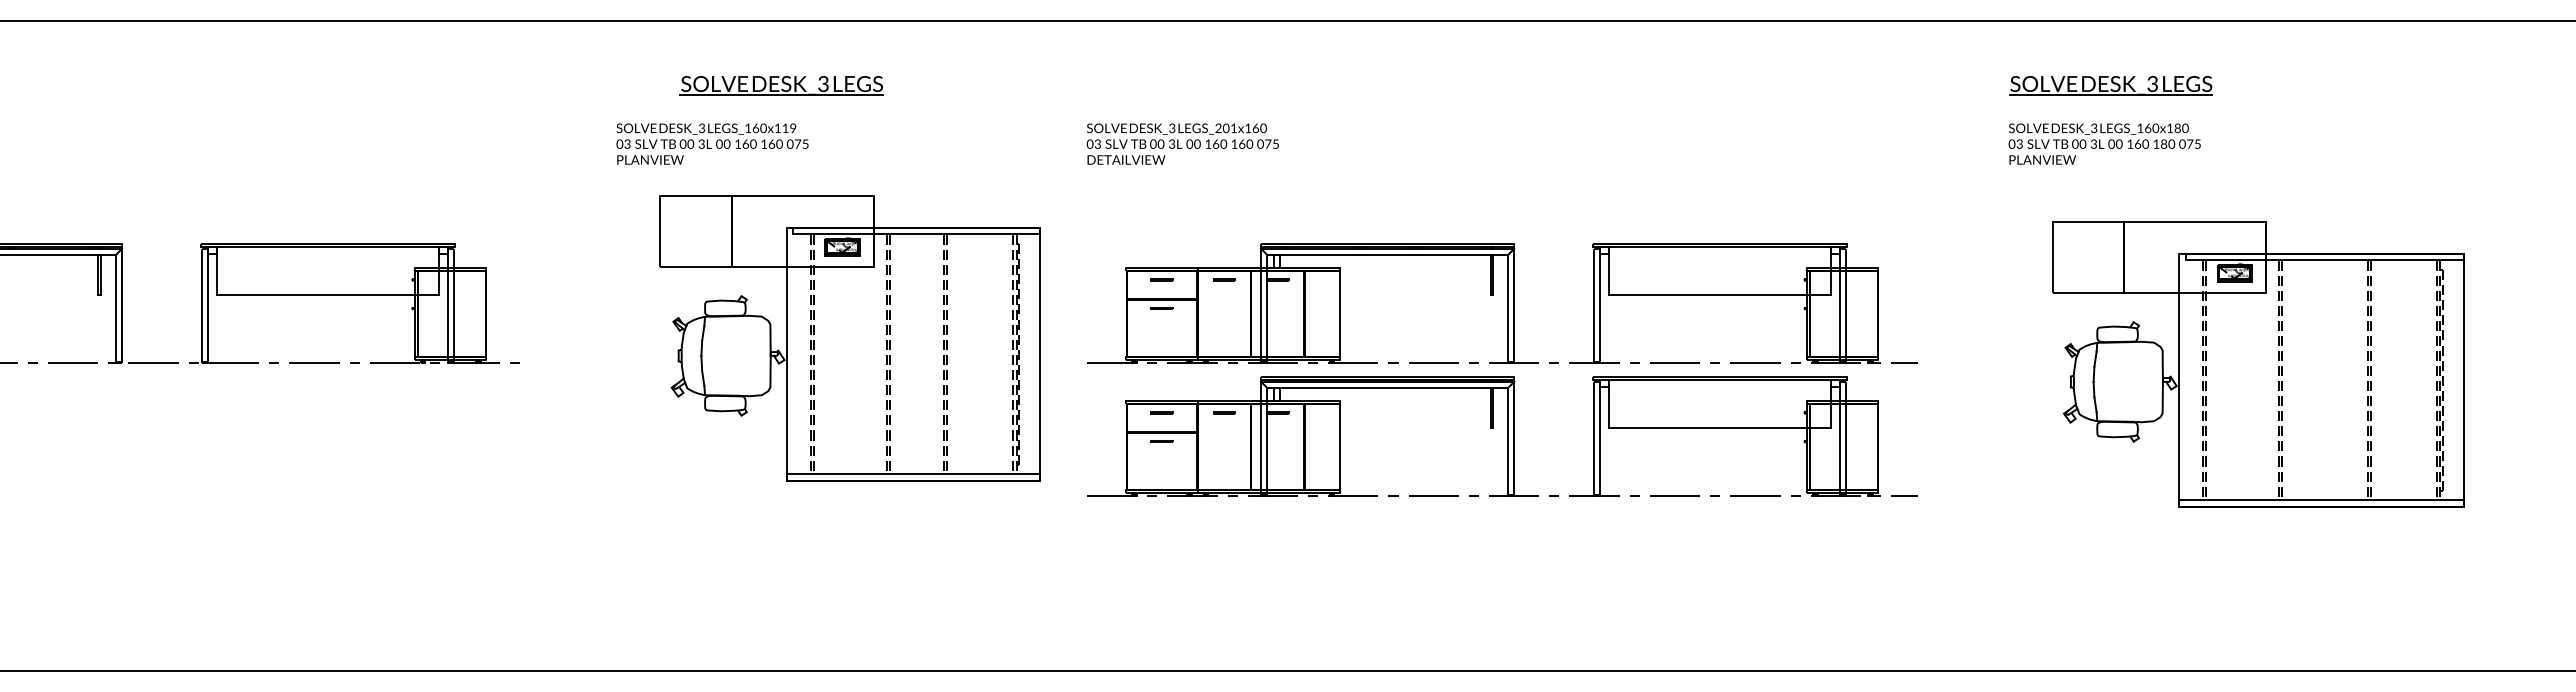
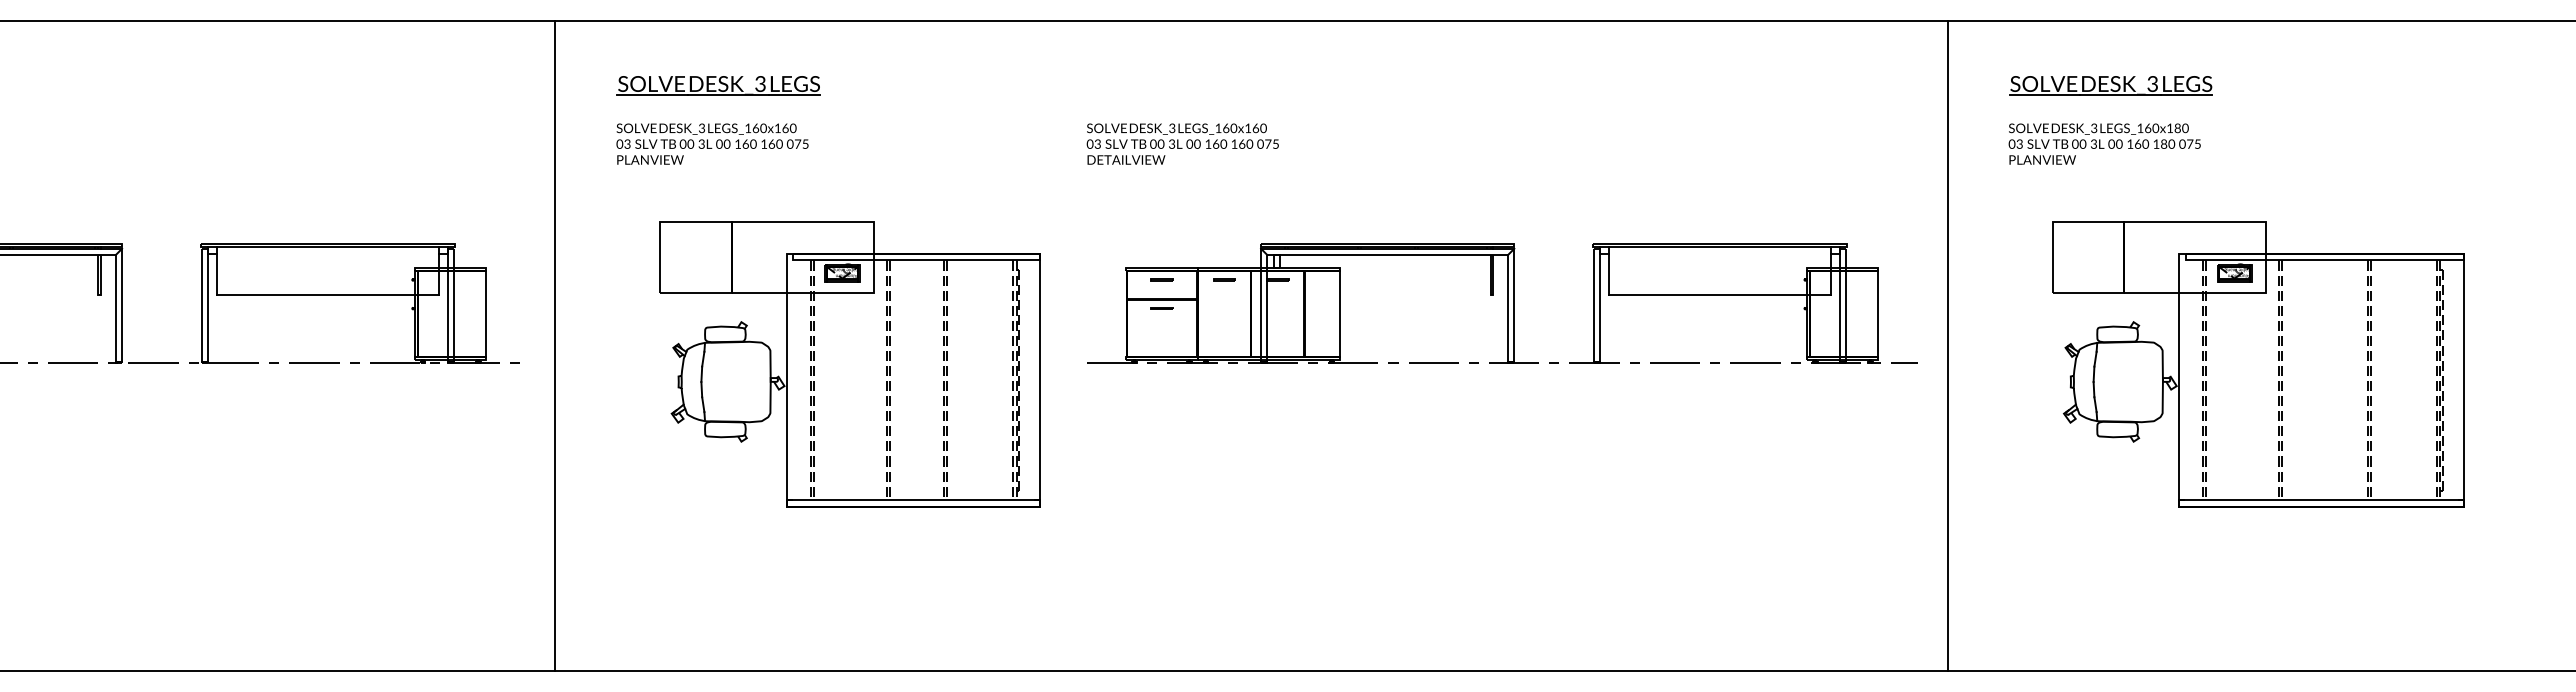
part position: (781, 85) -> (718, 85) (718, 85)
text: LEGS_160x119 -> LEGS_160x160 (789, 128)
text: LEGS_201x160 -> LEGS_160x160 (1226, 128)
part position: (849, 338) -> (849, 364) (849, 364)
line: none -> present (555, 345)
line: none -> present (1947, 345)
part: present -> none (1502, 436)
